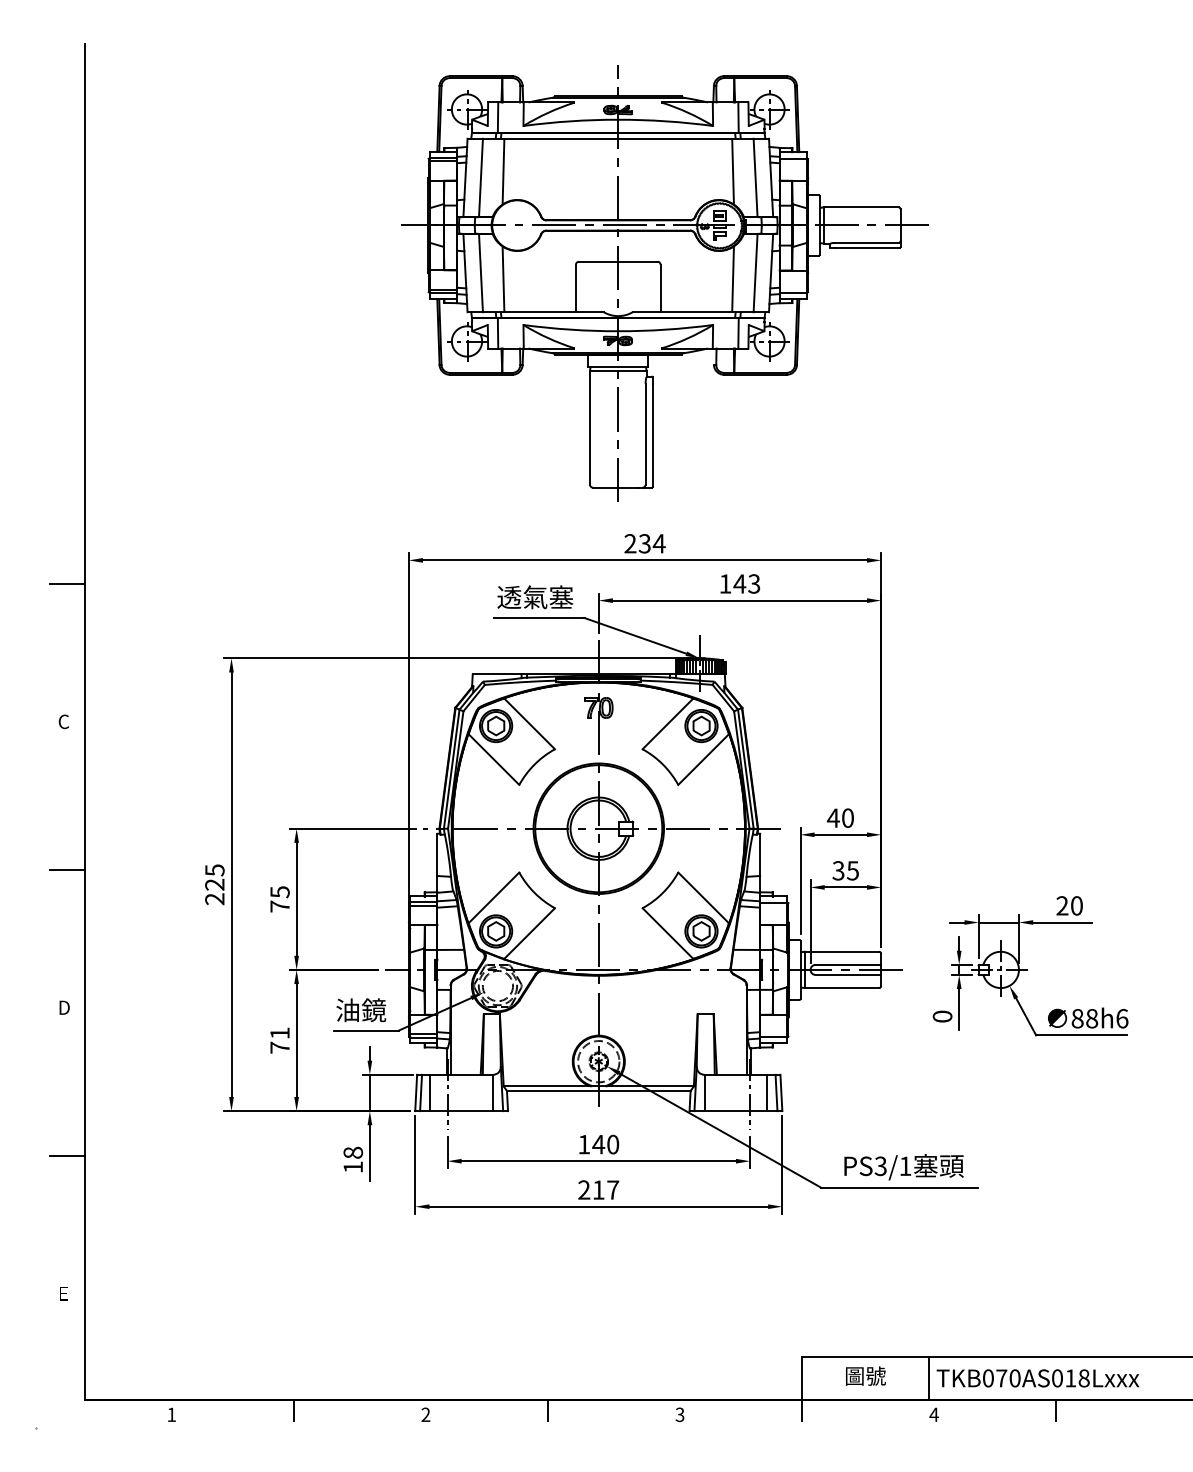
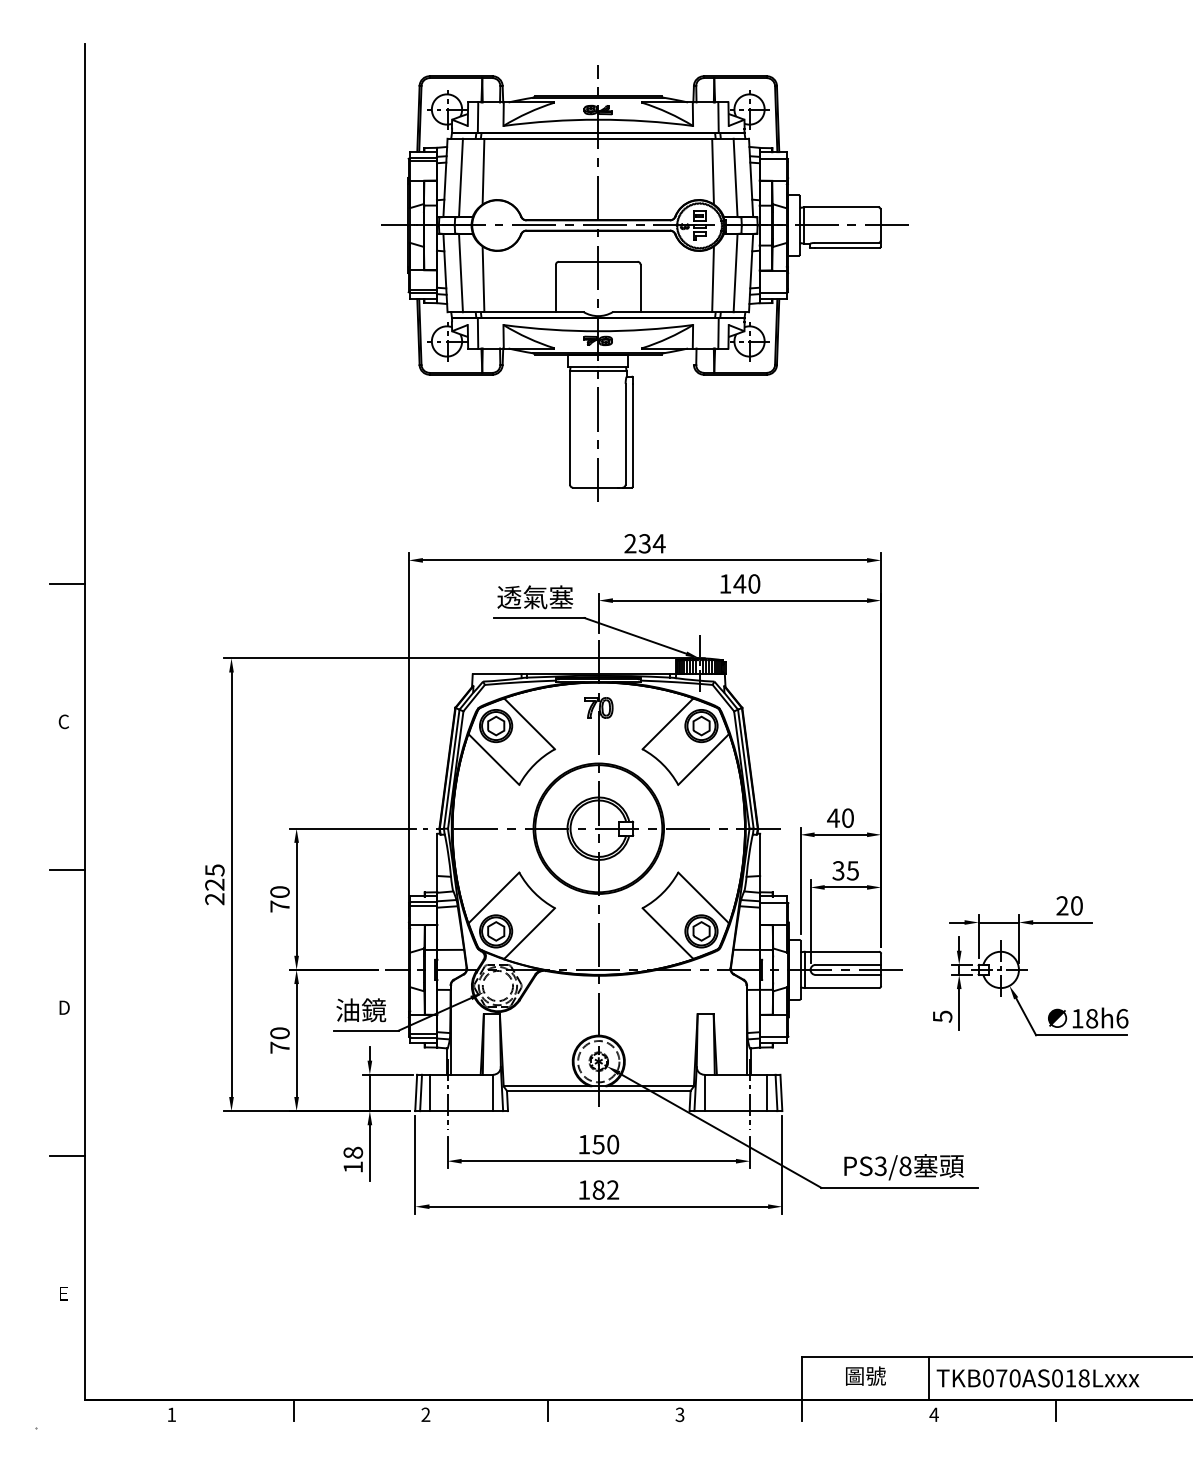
part position: (664, 283) -> (644, 283) (644, 283)
text: 143 -> 140 (754, 583)
text: 75 -> 70 (279, 892)
text: 0 -> 5 (942, 1016)
text: 88h6 -> 18h6 (1077, 1018)
text: 71 -> 70 (279, 1033)
text: 140 -> 150 (598, 1144)
text: PS3/1 -> PS3/8 (905, 1166)
text: 217 -> 182 (598, 1189)
